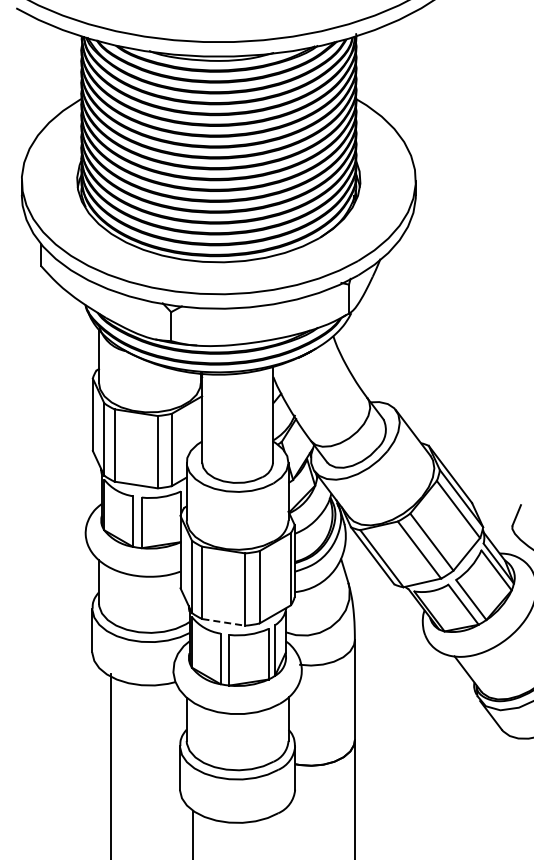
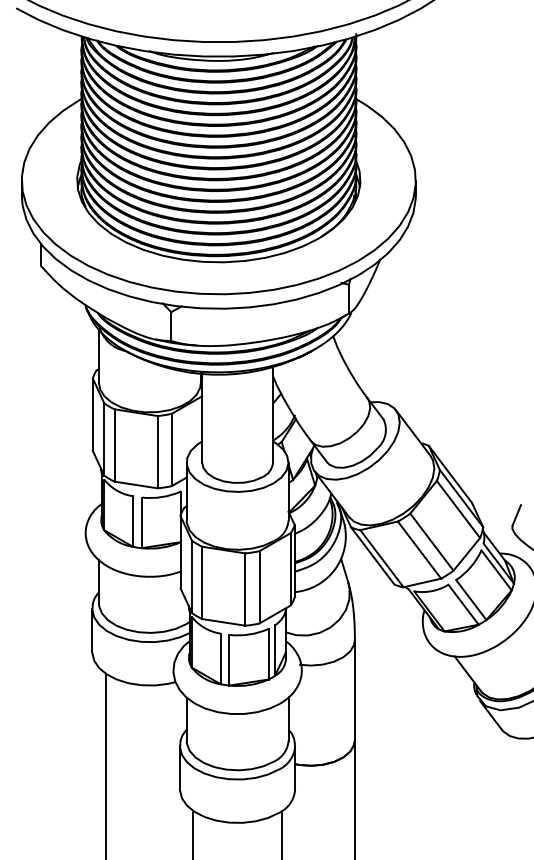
line: dashed -> solid (223, 622)
line position: (110, 764) -> (105, 764) (105, 764)
line: none -> present (281, 833)
